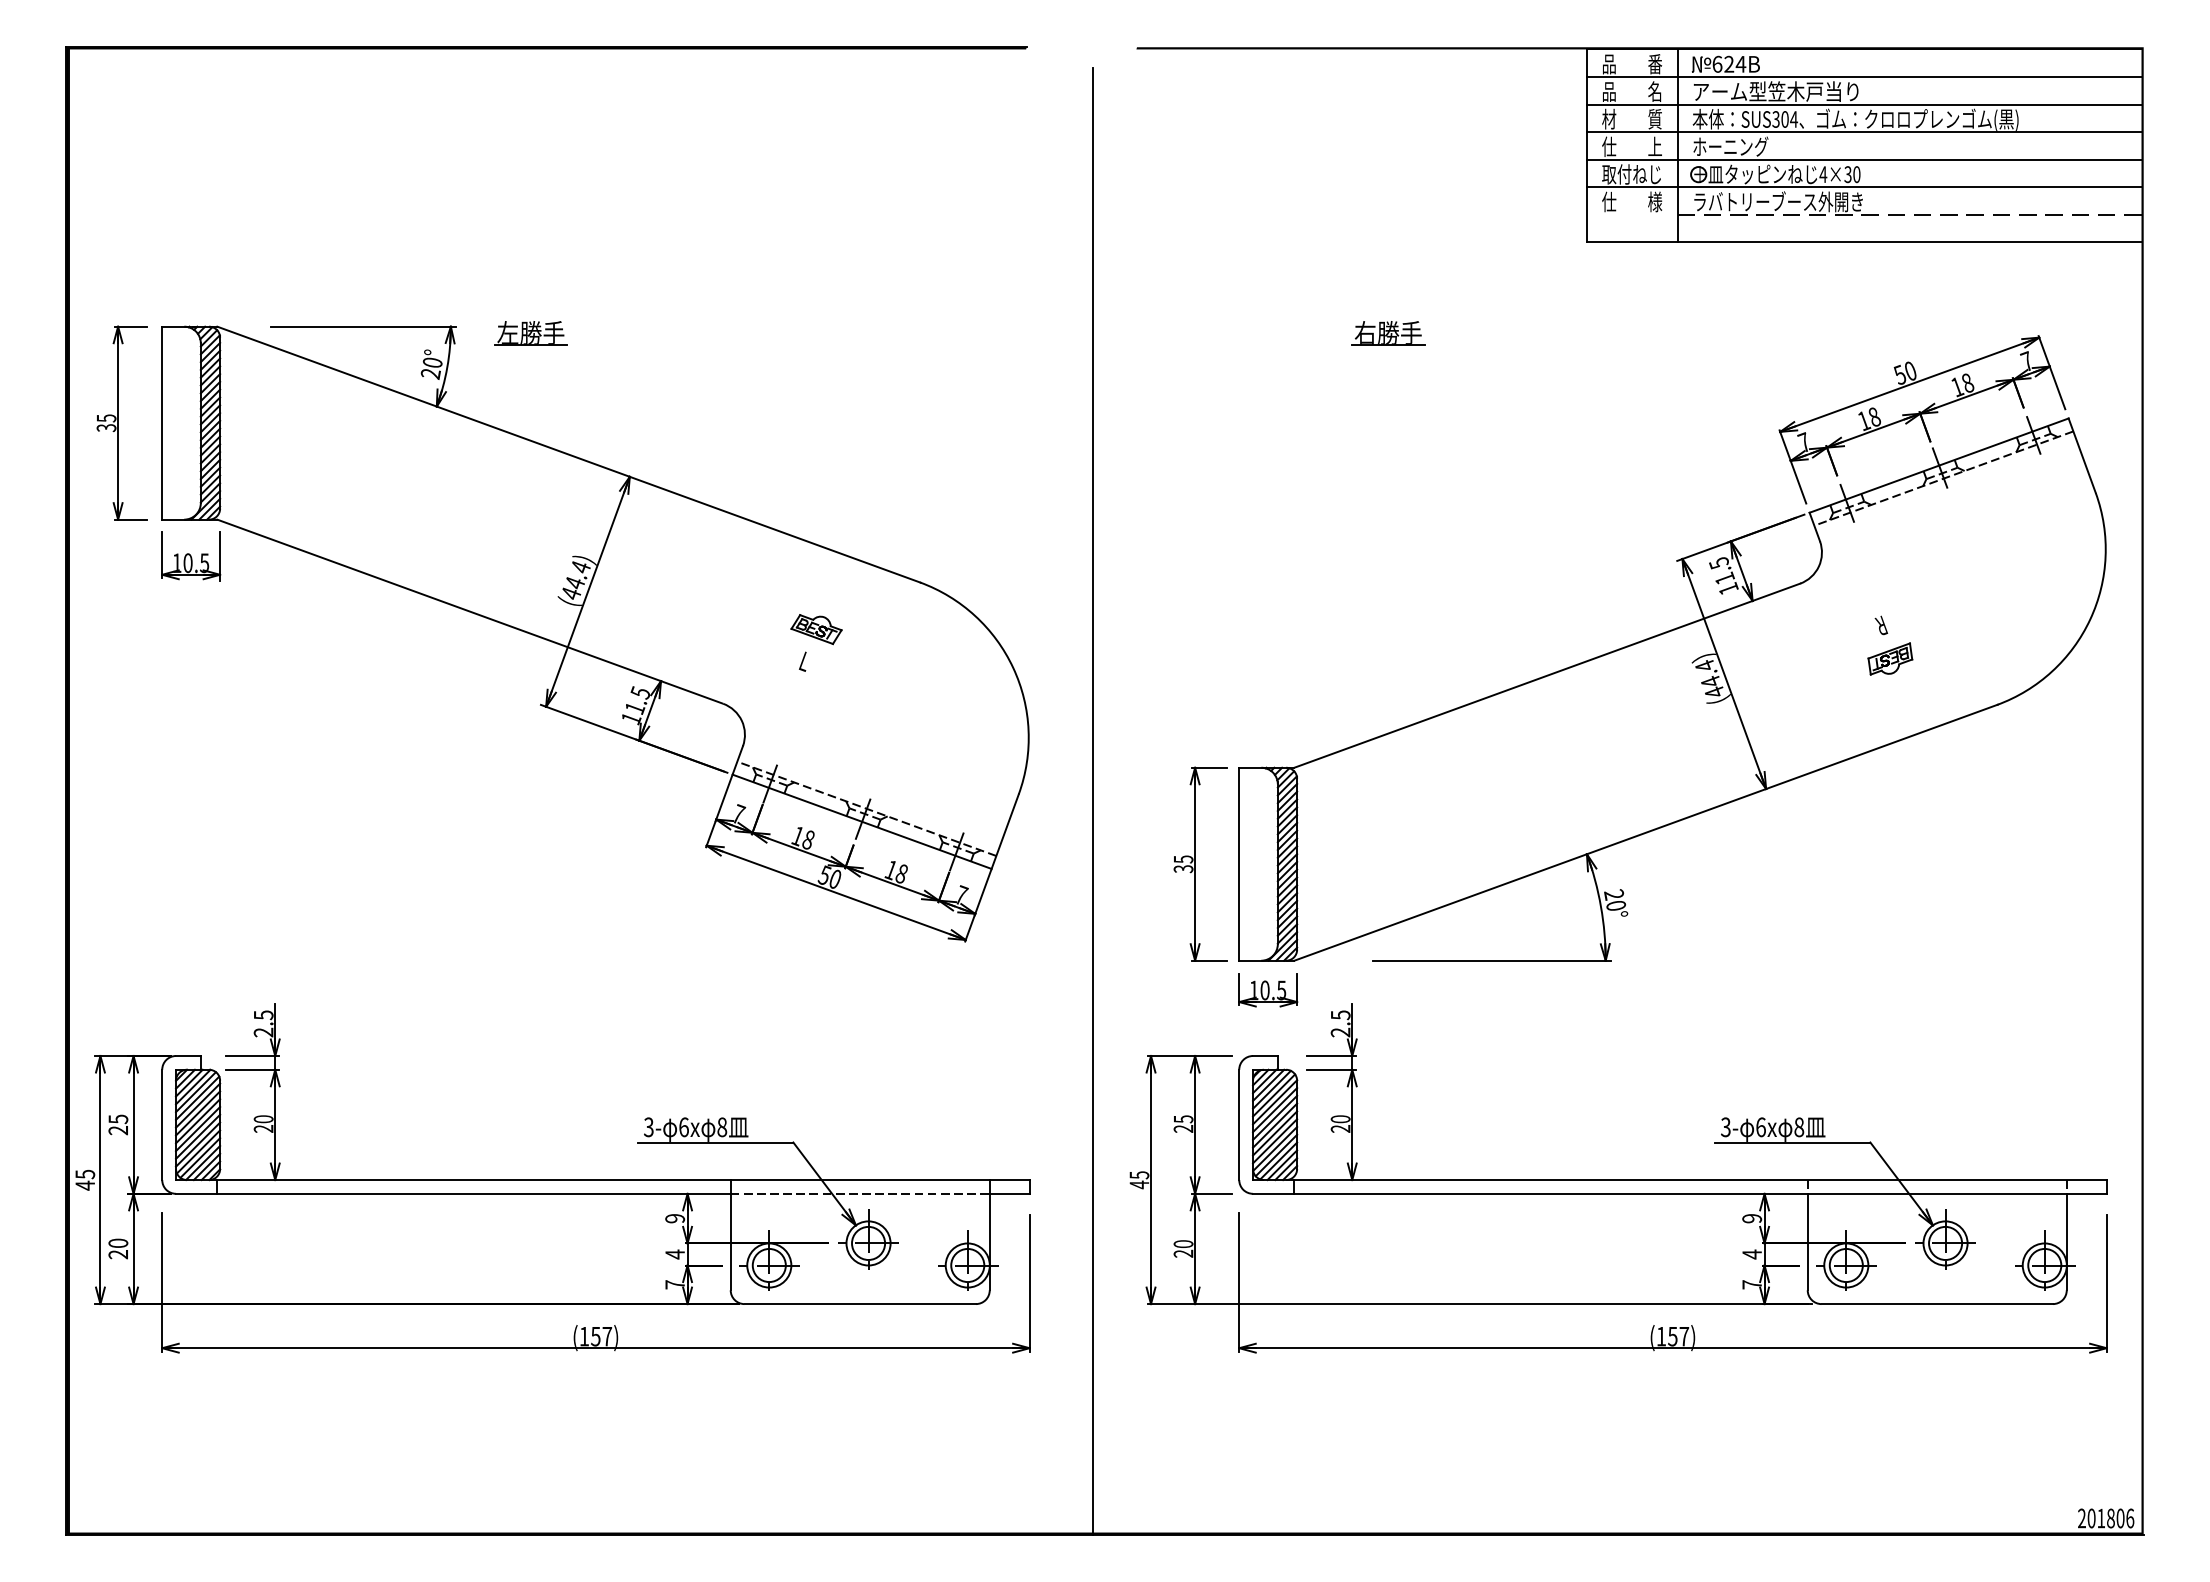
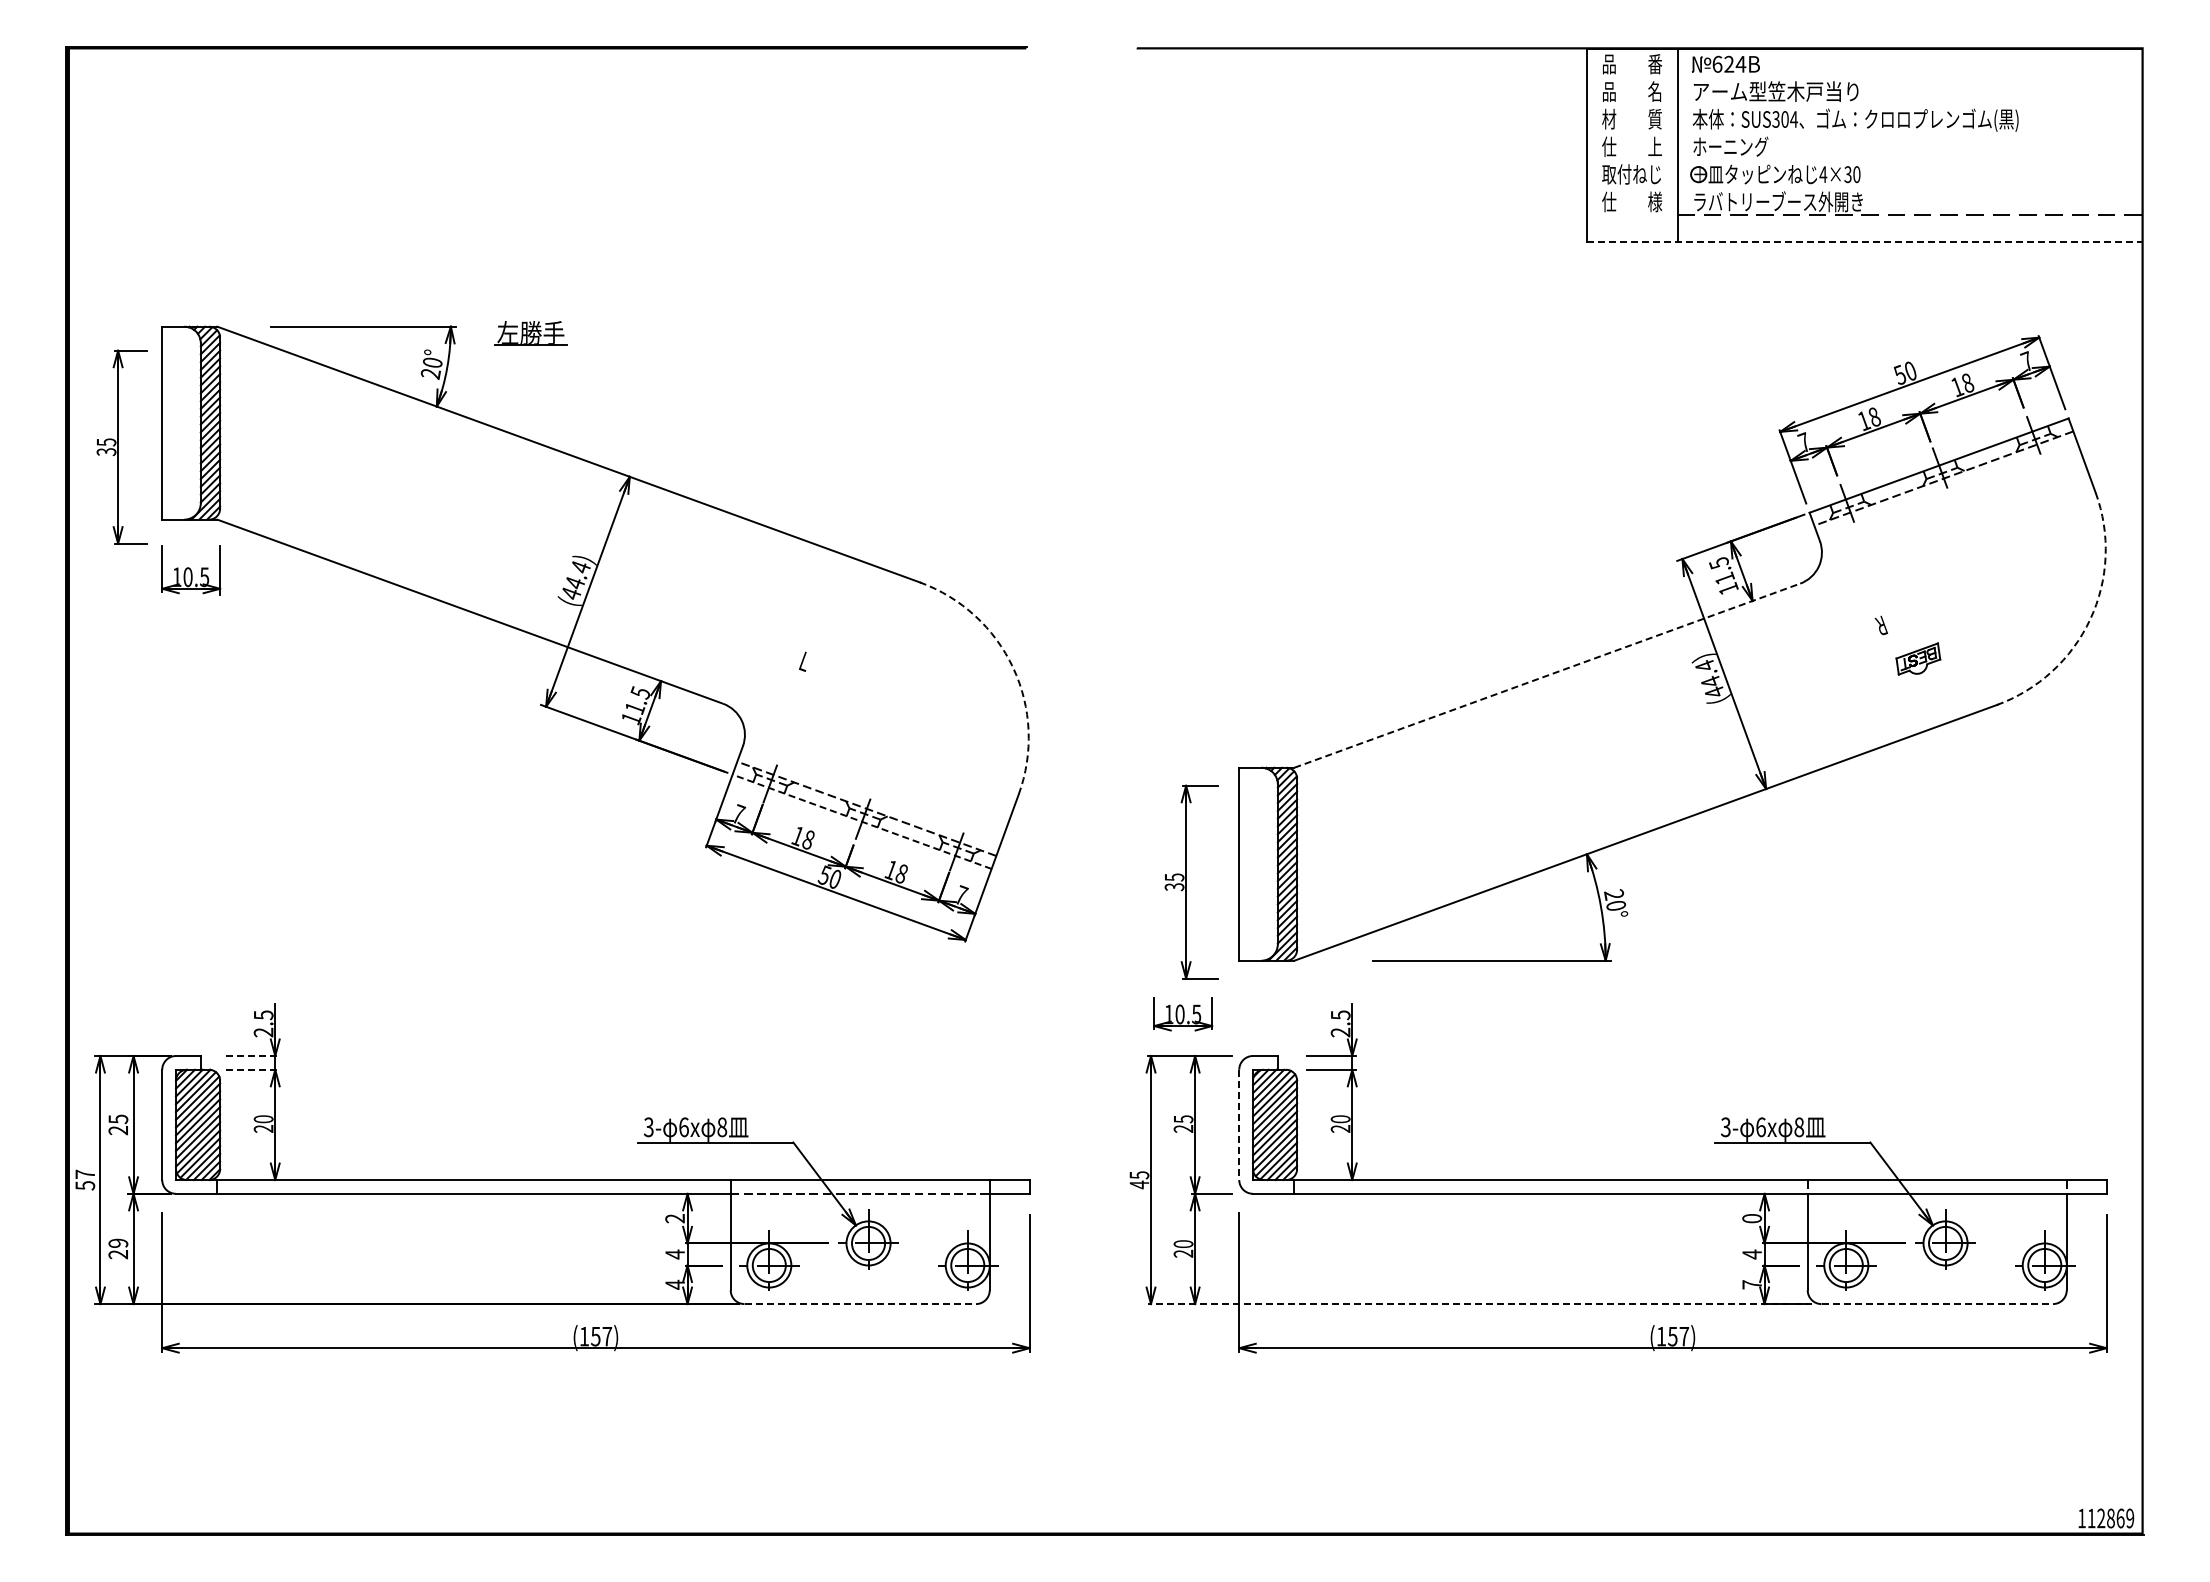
line: present -> none (1864, 77)
line: present -> none (1864, 104)
line: present -> none (1864, 132)
line: present -> none (1864, 159)
line: present -> none (1864, 187)
line: solid -> dashed (1864, 242)
part: present -> none (1388, 333)
part position: (121, 422) -> (121, 446) (121, 446)
part position: (191, 556) -> (191, 570) (191, 570)
arc: solid -> dashed (2090, 619)
part: present -> none (816, 629)
part position: (1890, 658) -> (1918, 658) (1918, 658)
arc: solid -> dashed (1013, 667)
line: solid -> dashed (1547, 675)
line: present -> none (1092, 800)
line: solid -> dashed (862, 821)
part position: (1200, 863) -> (1191, 881) (1191, 881)
part position: (1268, 990) -> (1183, 1014) (1183, 1014)
line: solid -> dashed (253, 1056)
line: solid -> dashed (253, 1069)
line: solid -> dashed (1239, 1125)
text: 45 -> 57 (85, 1179)
text: 9 -> 2 (675, 1218)
text: 9 -> 0 (1751, 1218)
text: 20 -> 29 (118, 1242)
text: 7 -> 4 (674, 1284)
line: solid -> dashed (860, 1304)
line: solid -> dashed (1479, 1304)
line: solid -> dashed (1937, 1304)
text: 201806 -> 112869 (2106, 1518)
